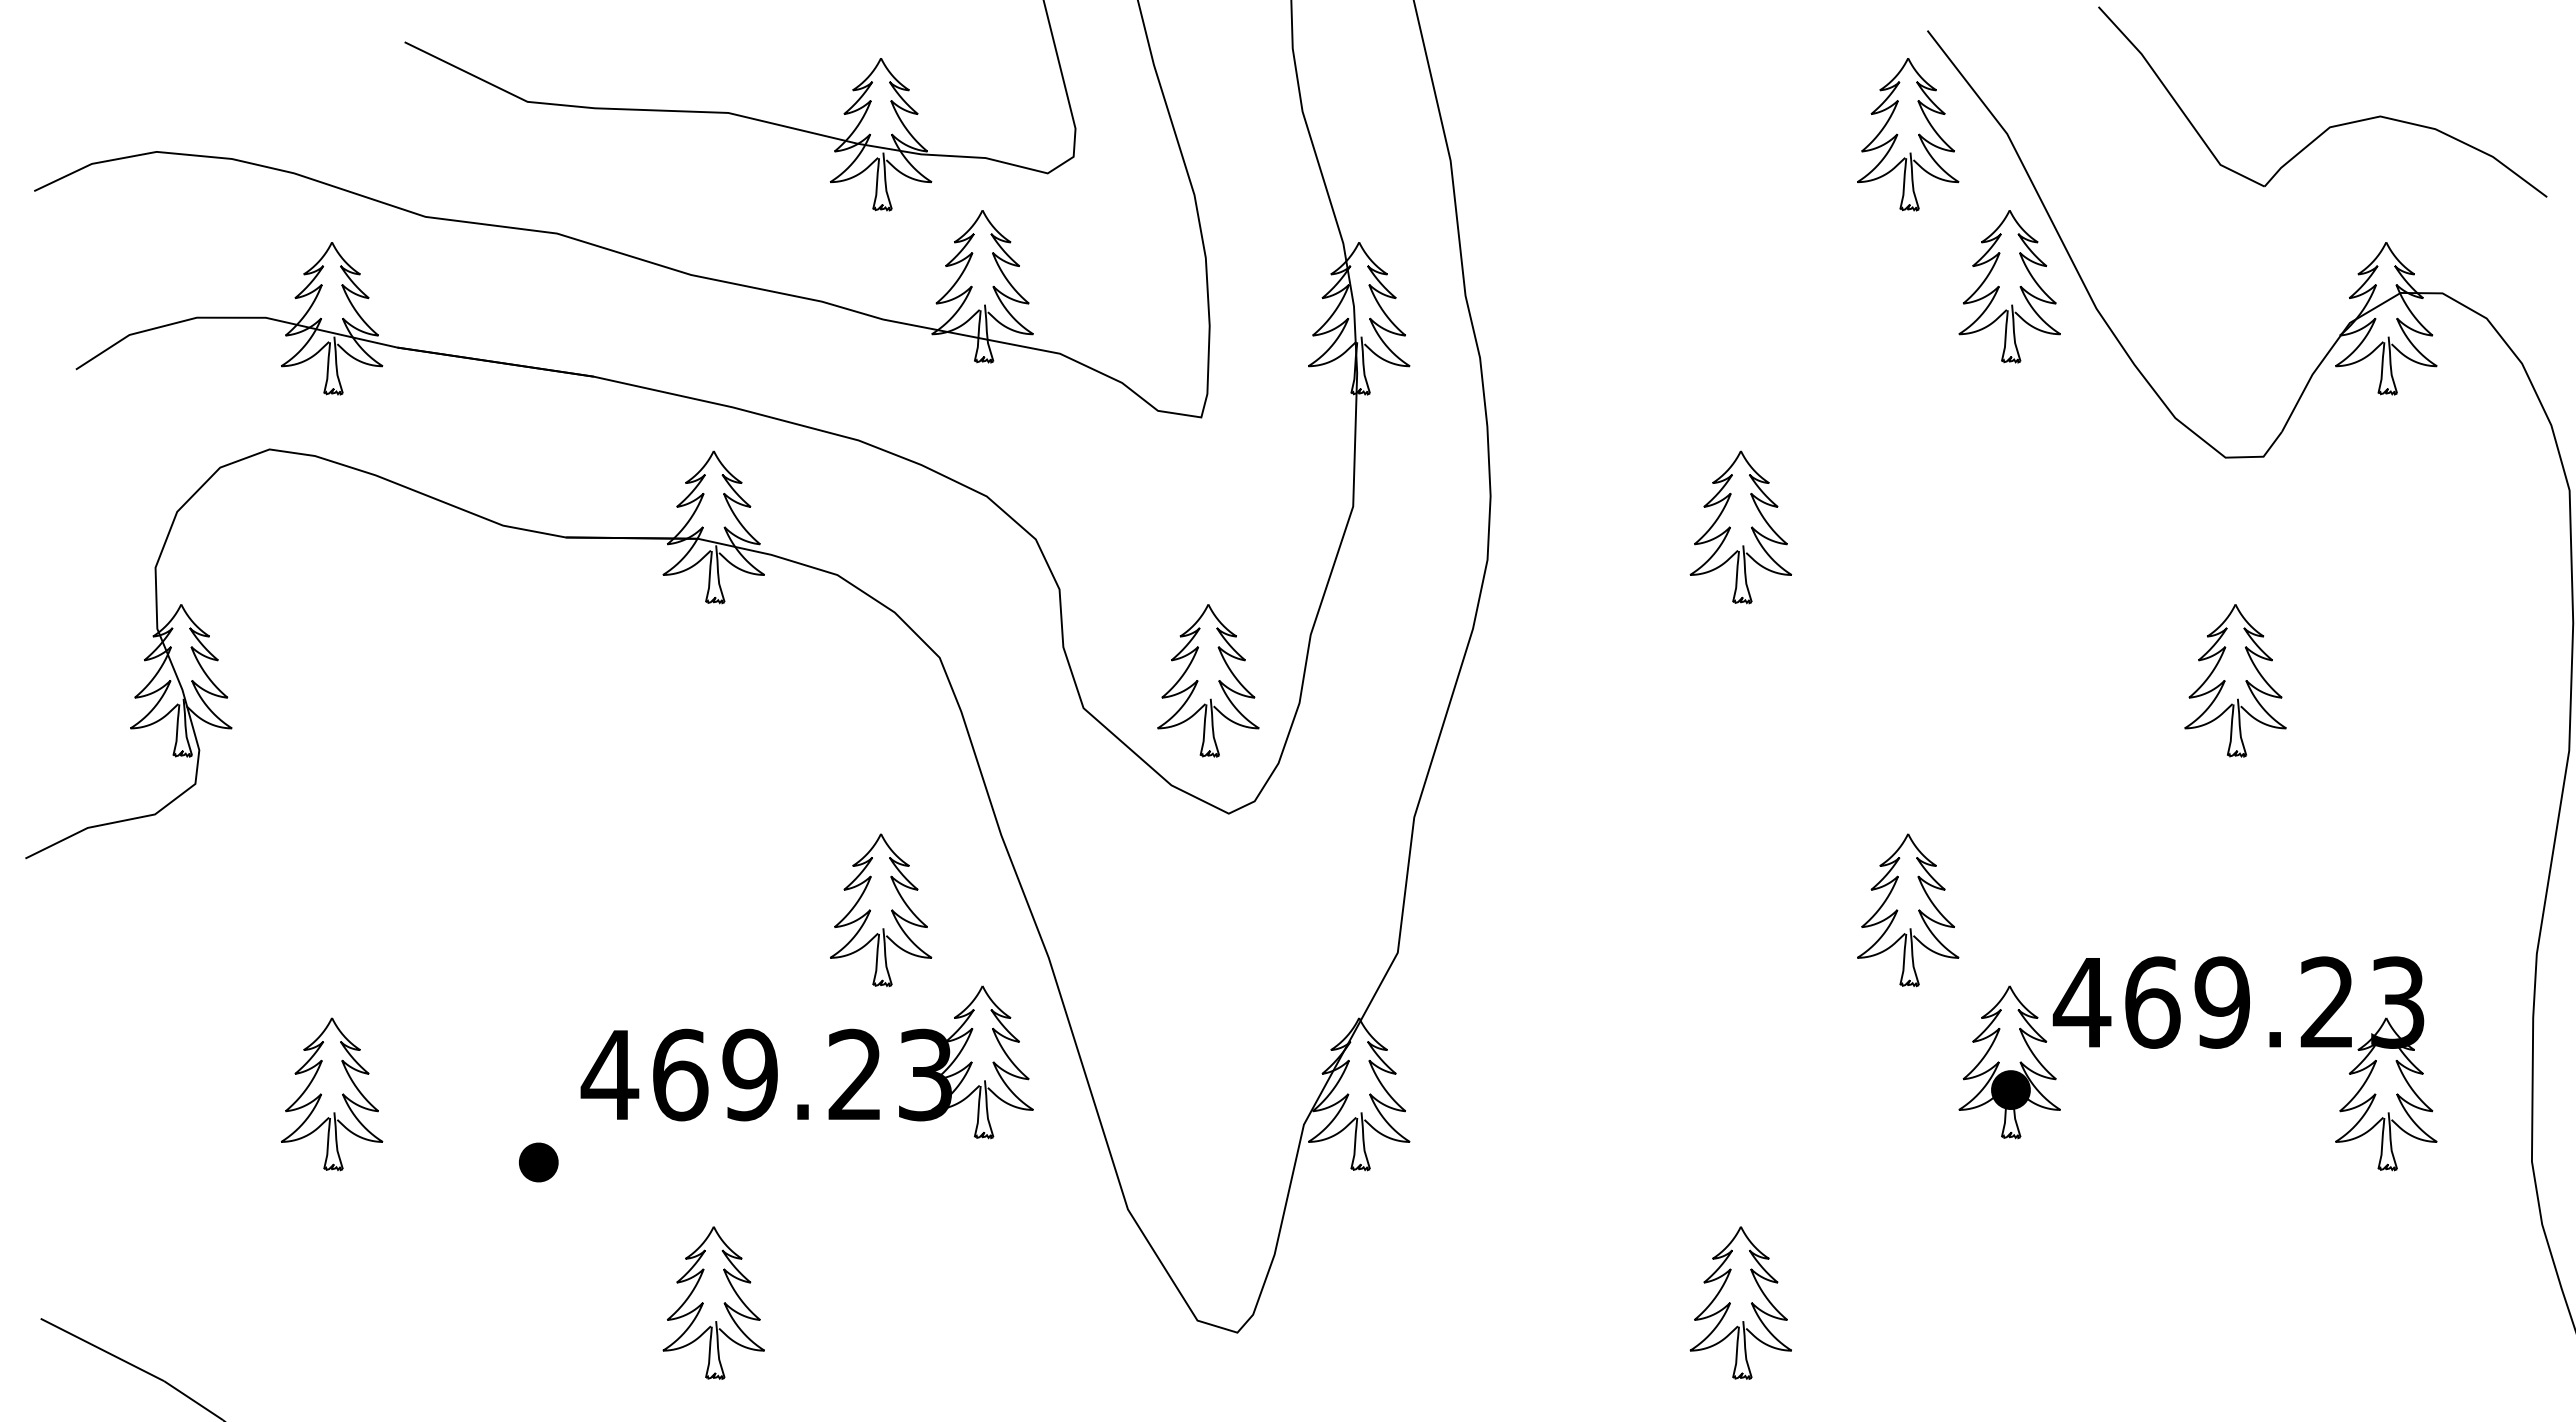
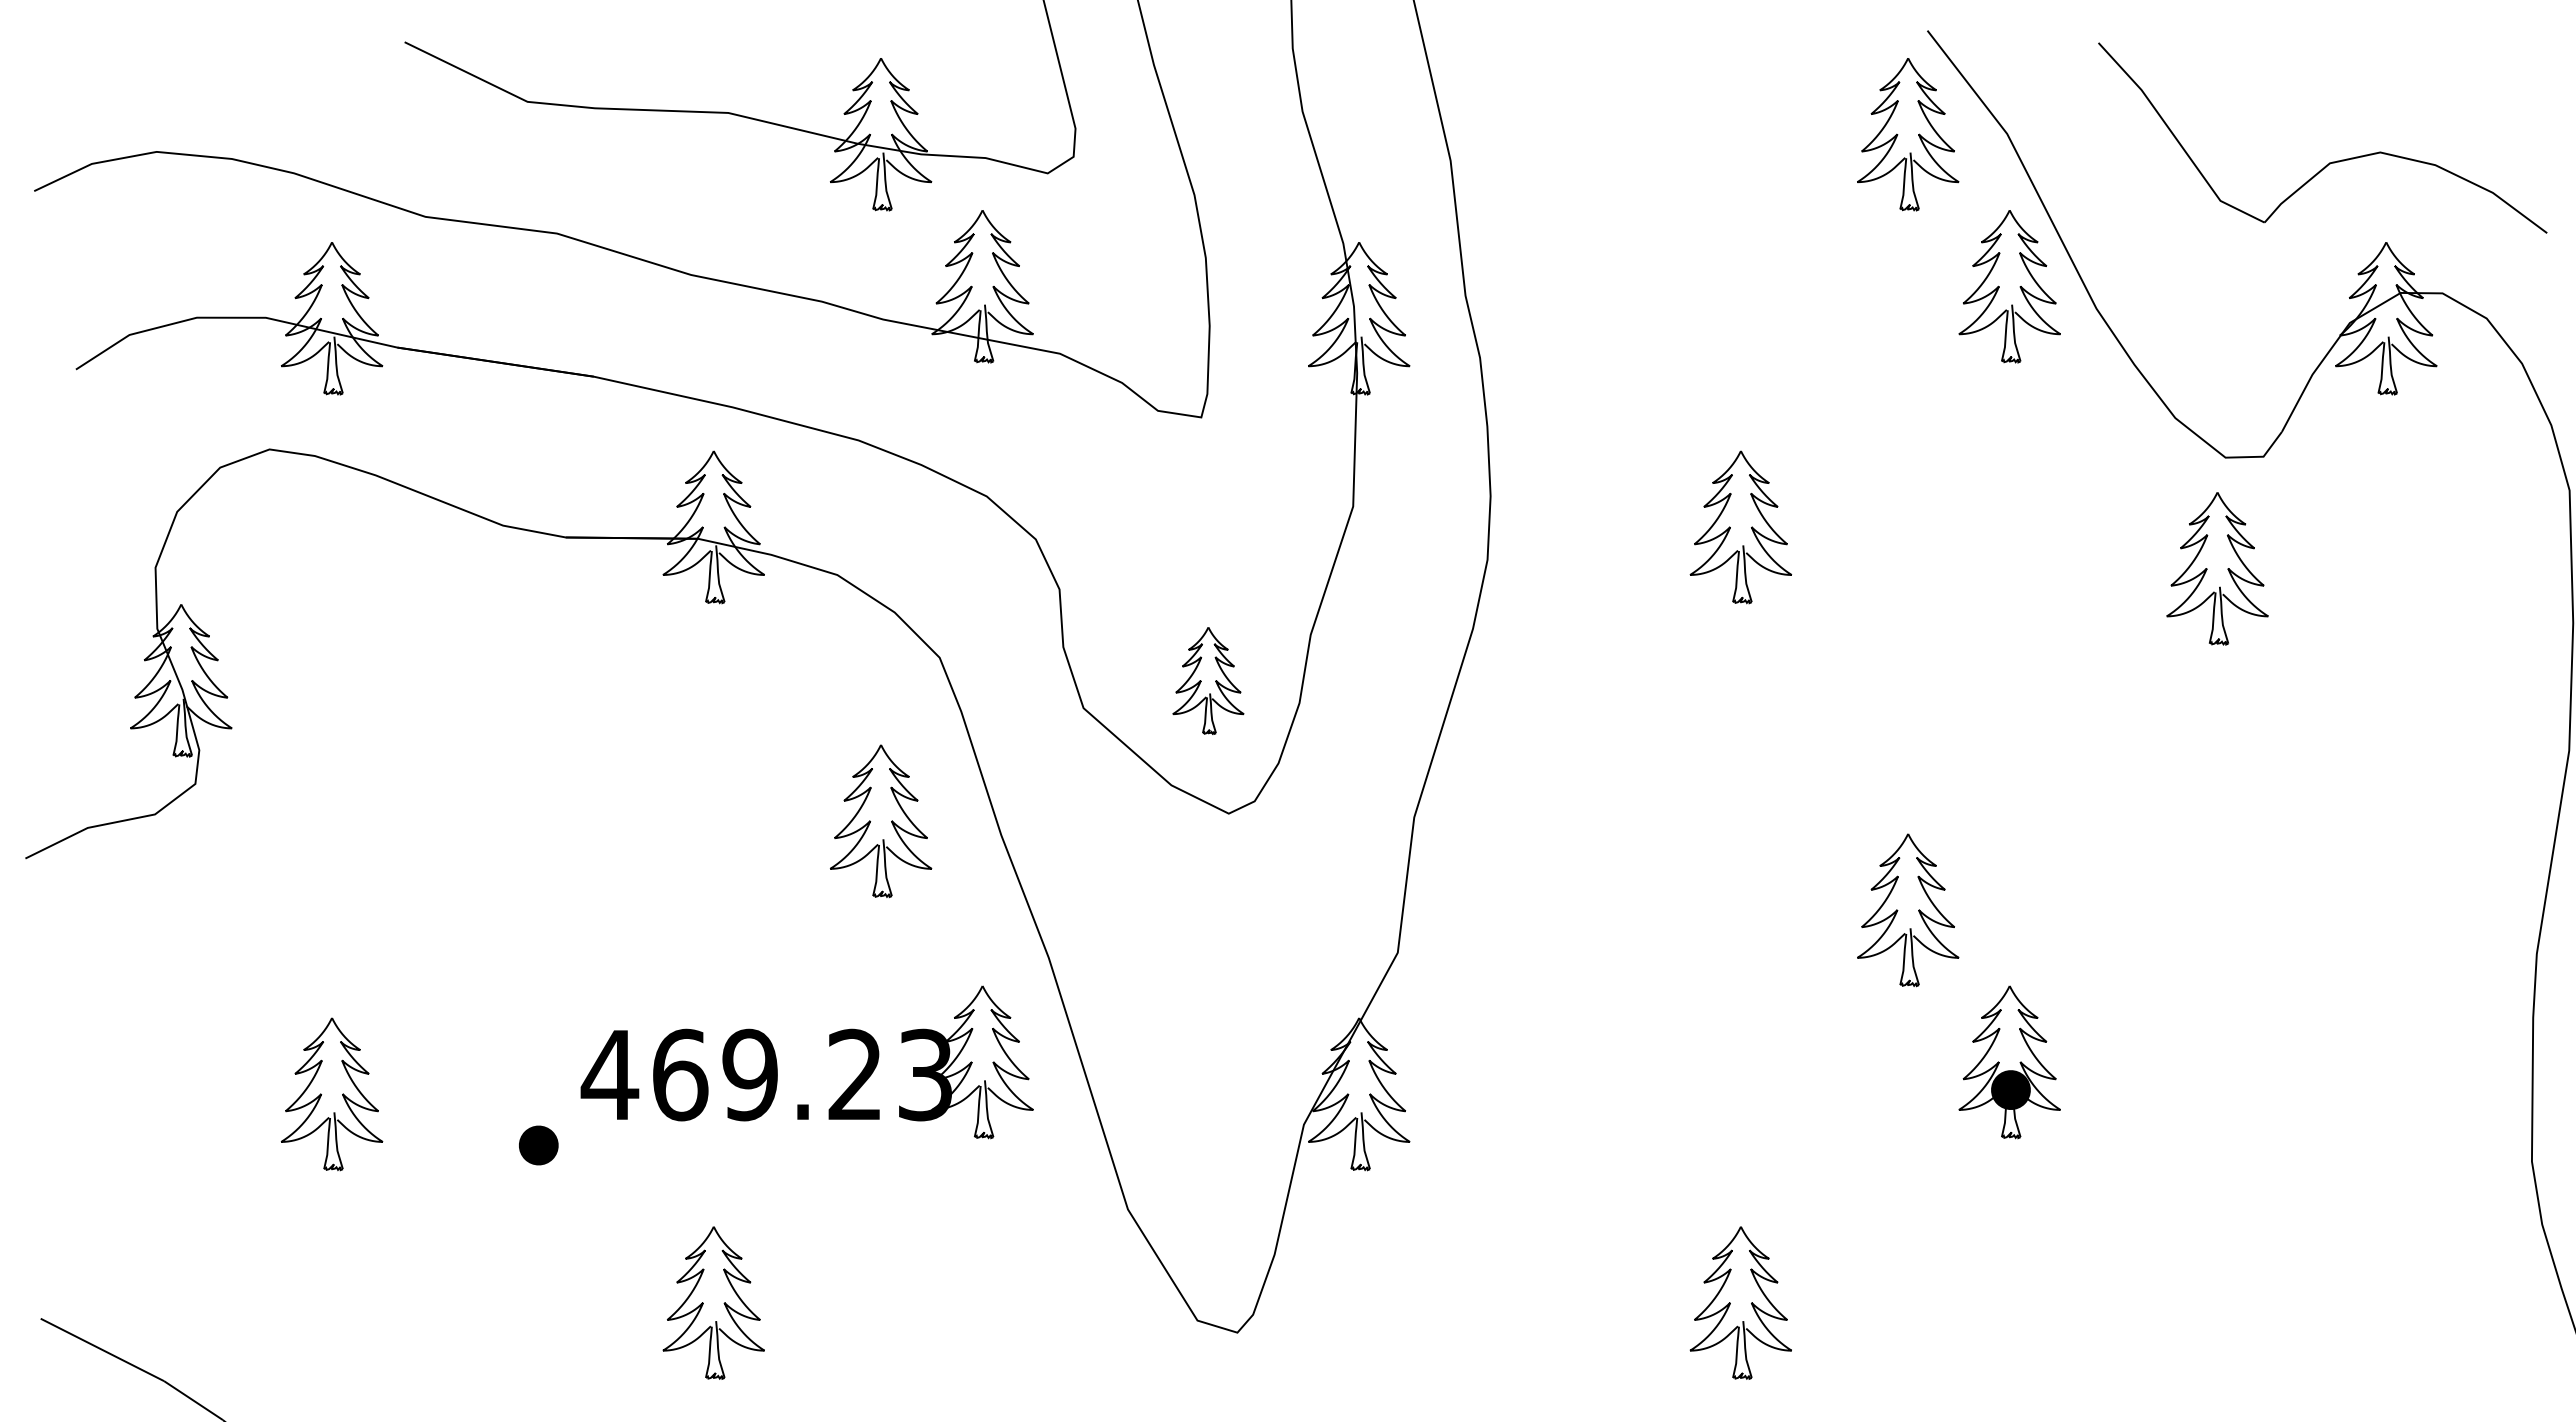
part position: (2329, 126) -> (2329, 162) (2329, 162)
part size: 103x154 px -> 73x108 px (1208, 680)
part position: (2235, 680) -> (2217, 568) (2217, 568)
part position: (881, 910) -> (881, 821) (881, 821)
part: present -> none (2231, 1045)
part position: (538, 1162) -> (538, 1145) (538, 1145)
